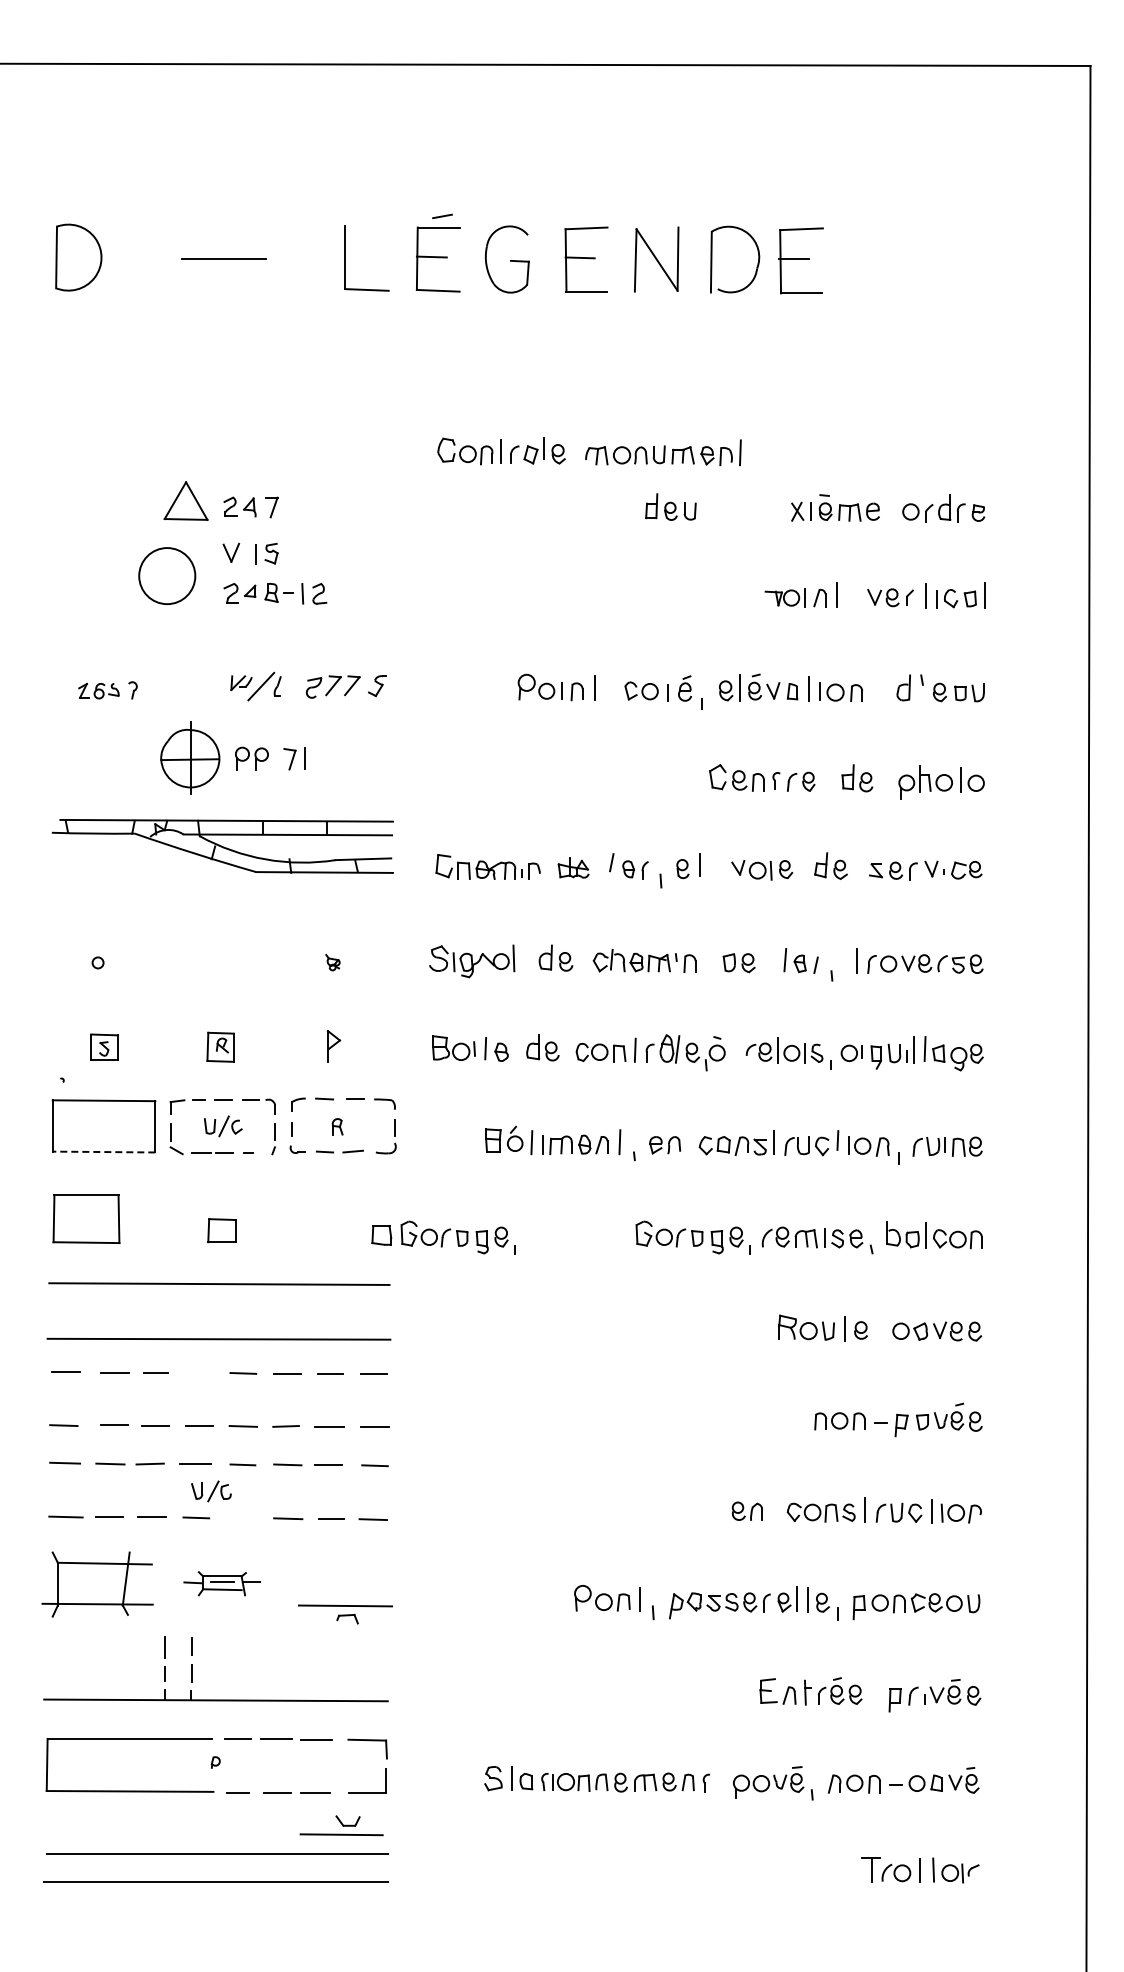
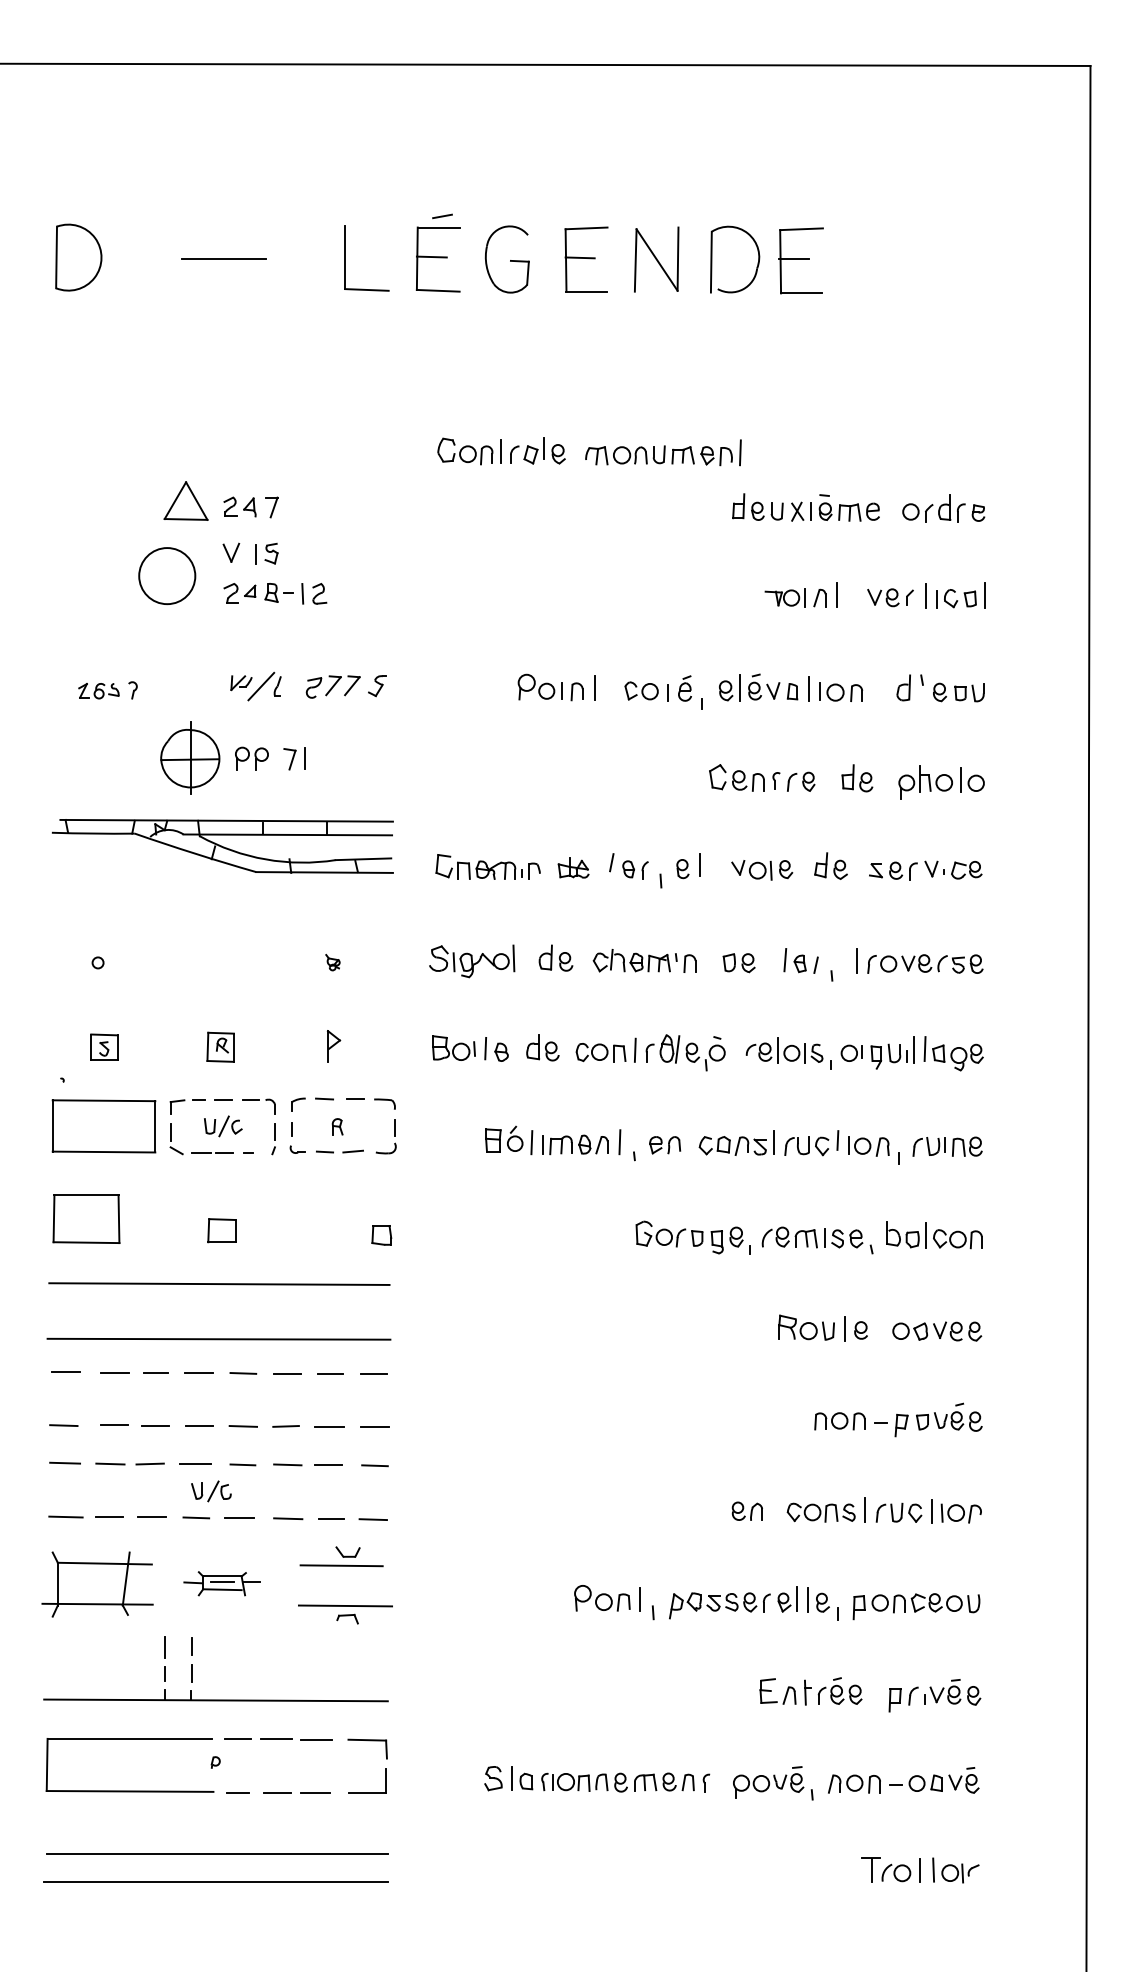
part position: (670, 506) -> (757, 506) (757, 506)
line: dashed -> solid (103, 1152)
part: present -> none (457, 1237)
line: none -> present (198, 1373)
line: none -> present (239, 1518)
part position: (341, 1825) -> (341, 1556) (341, 1556)
